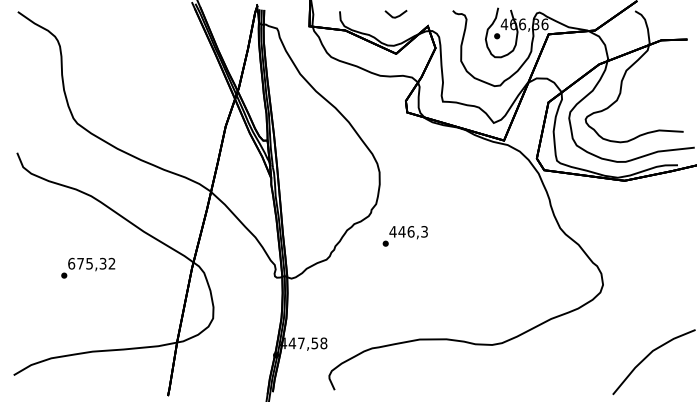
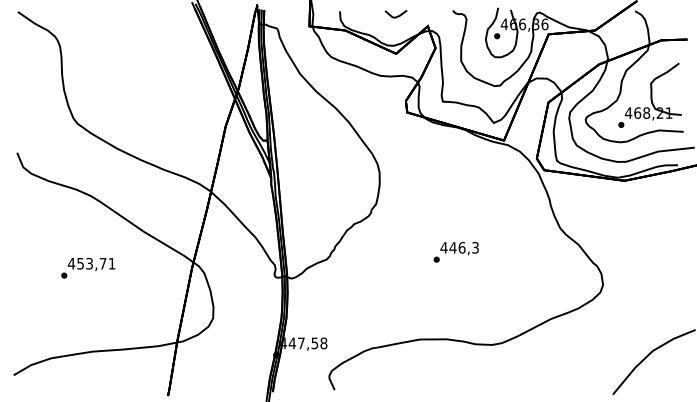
part: none -> present (649, 94)
text position: (404, 236) -> (455, 252) (455, 252)
text: 675,32 -> 453,71 (91, 263)
